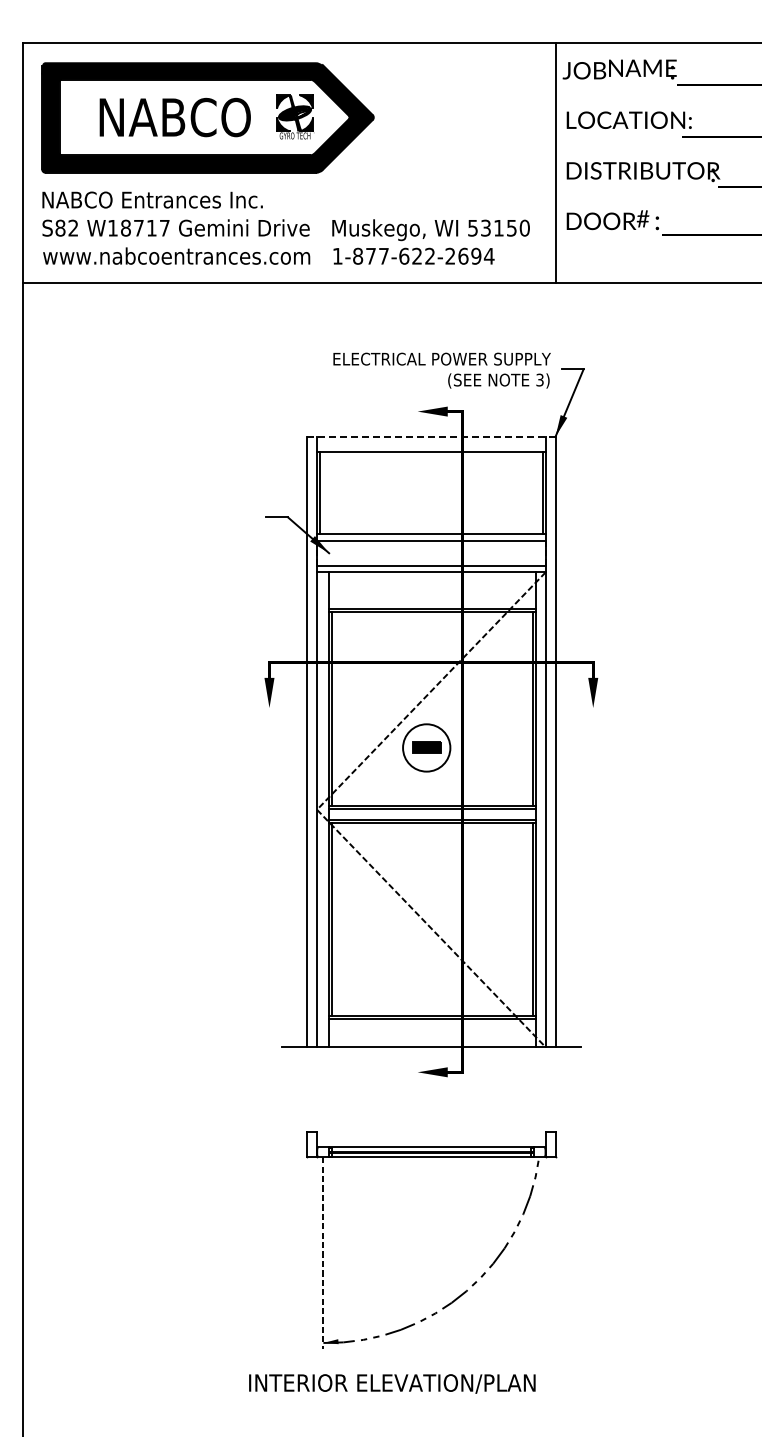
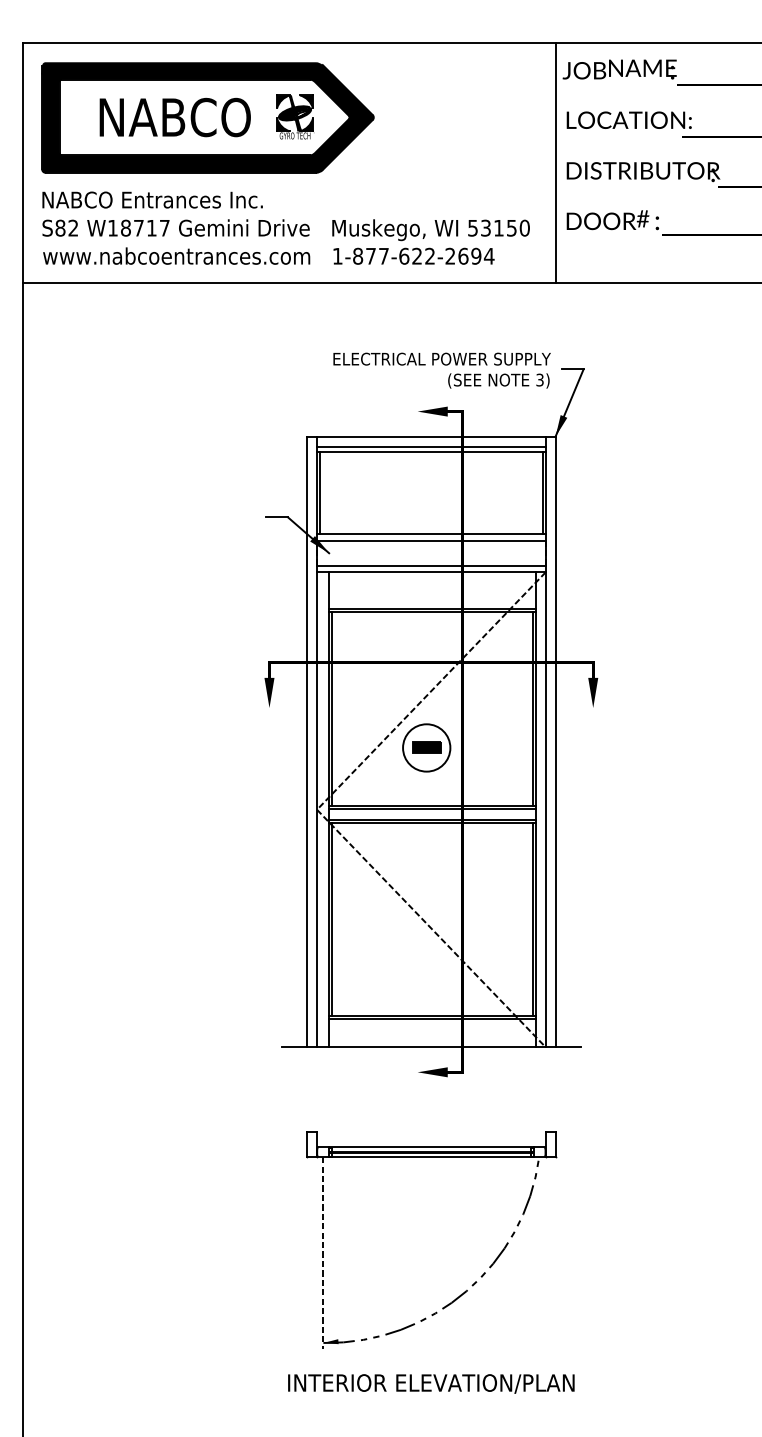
line: dashed -> solid (430, 436)
line: none -> present (431, 446)
text position: (392, 1383) -> (431, 1383) (431, 1383)
